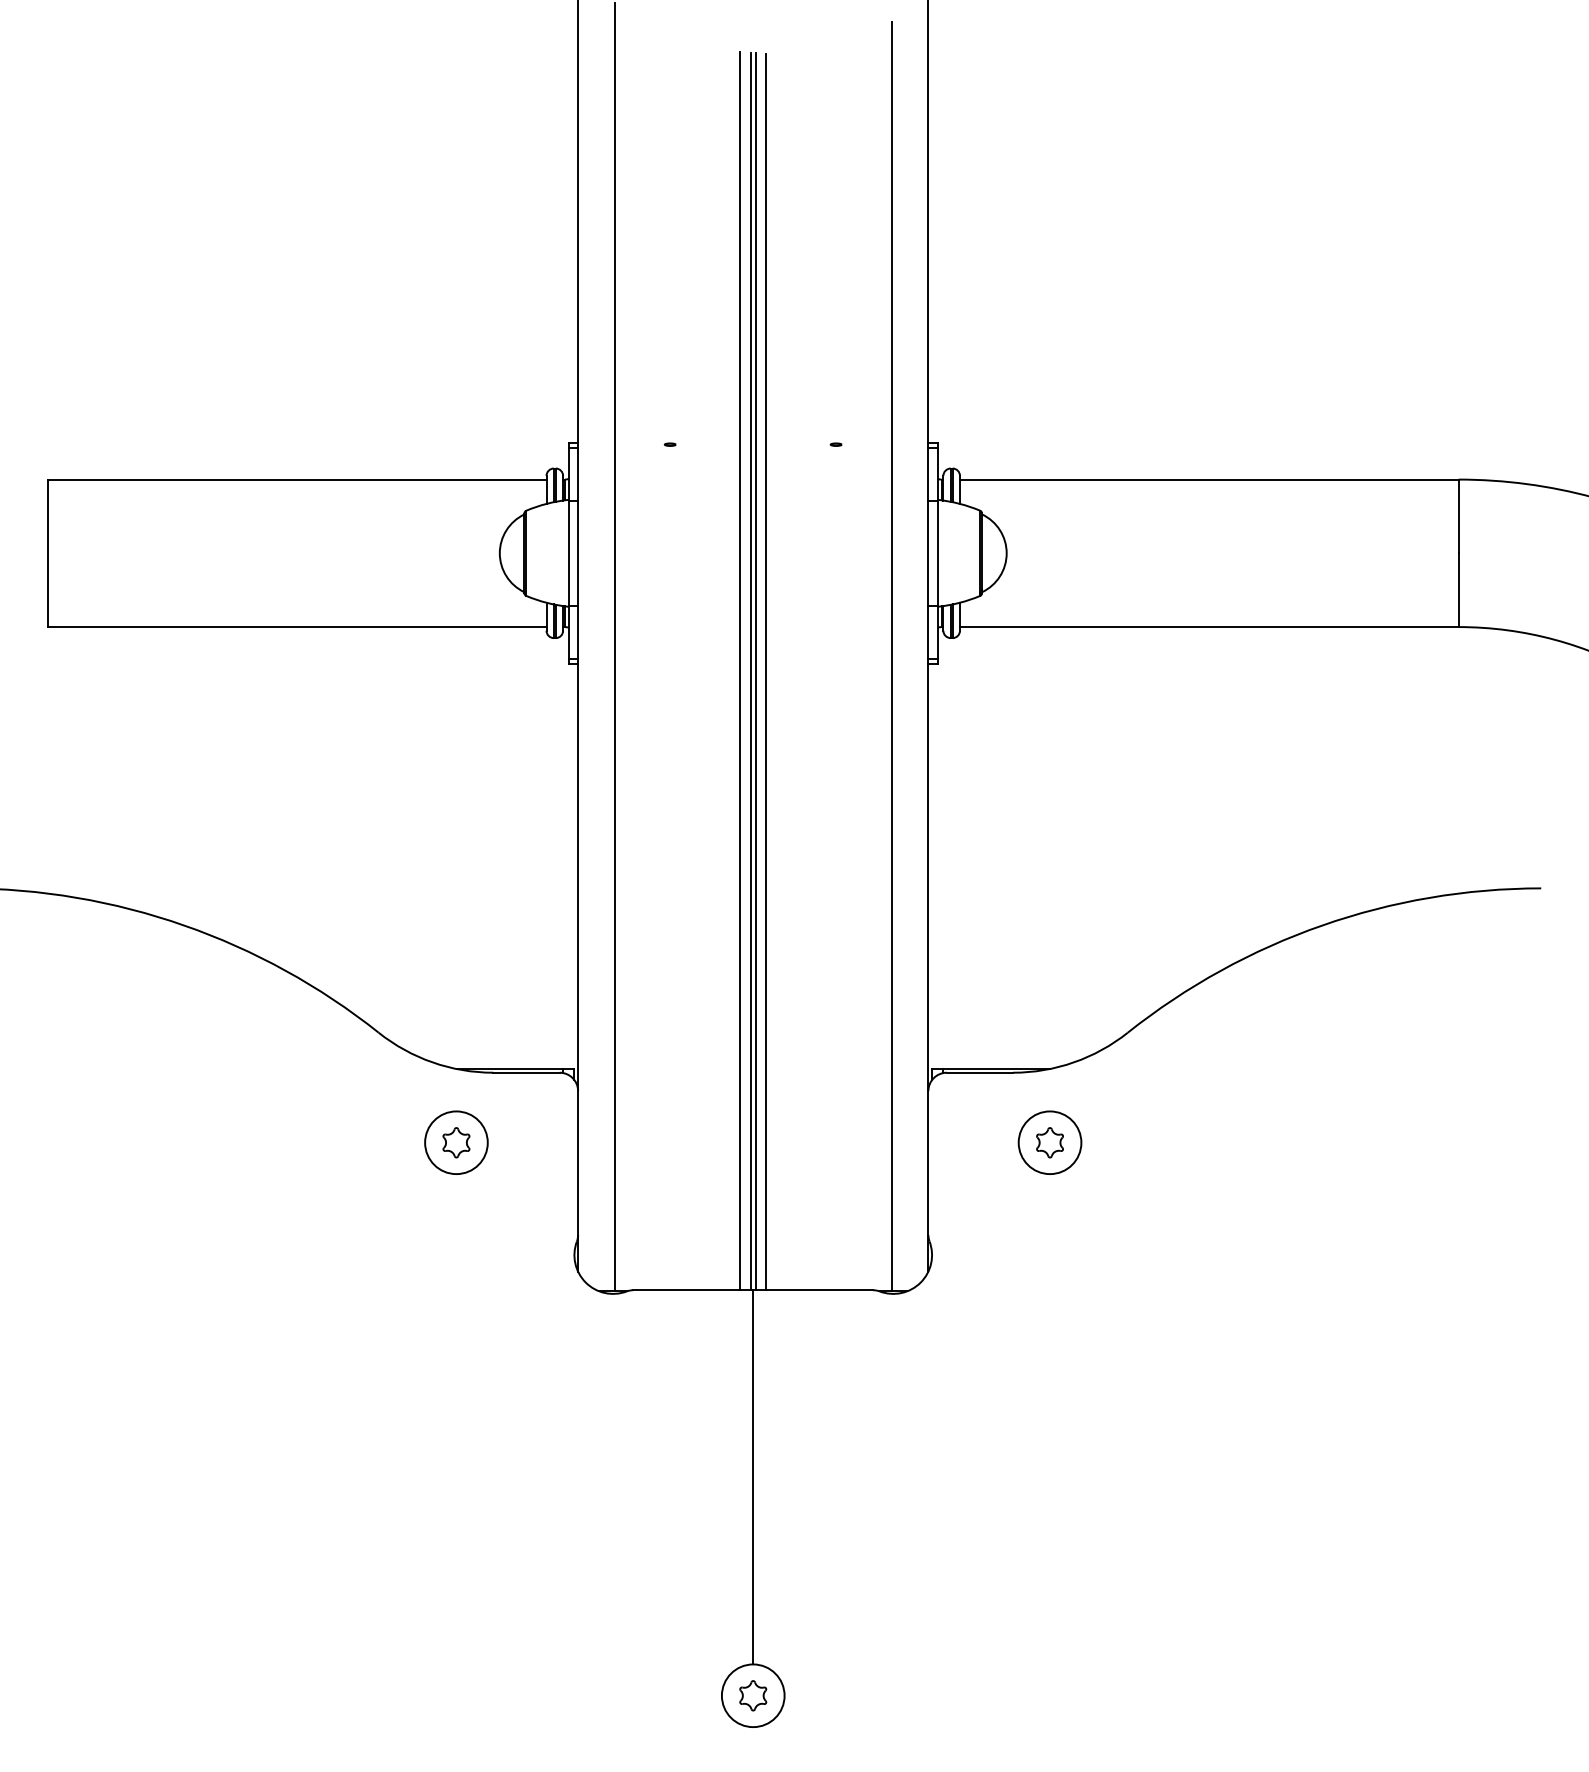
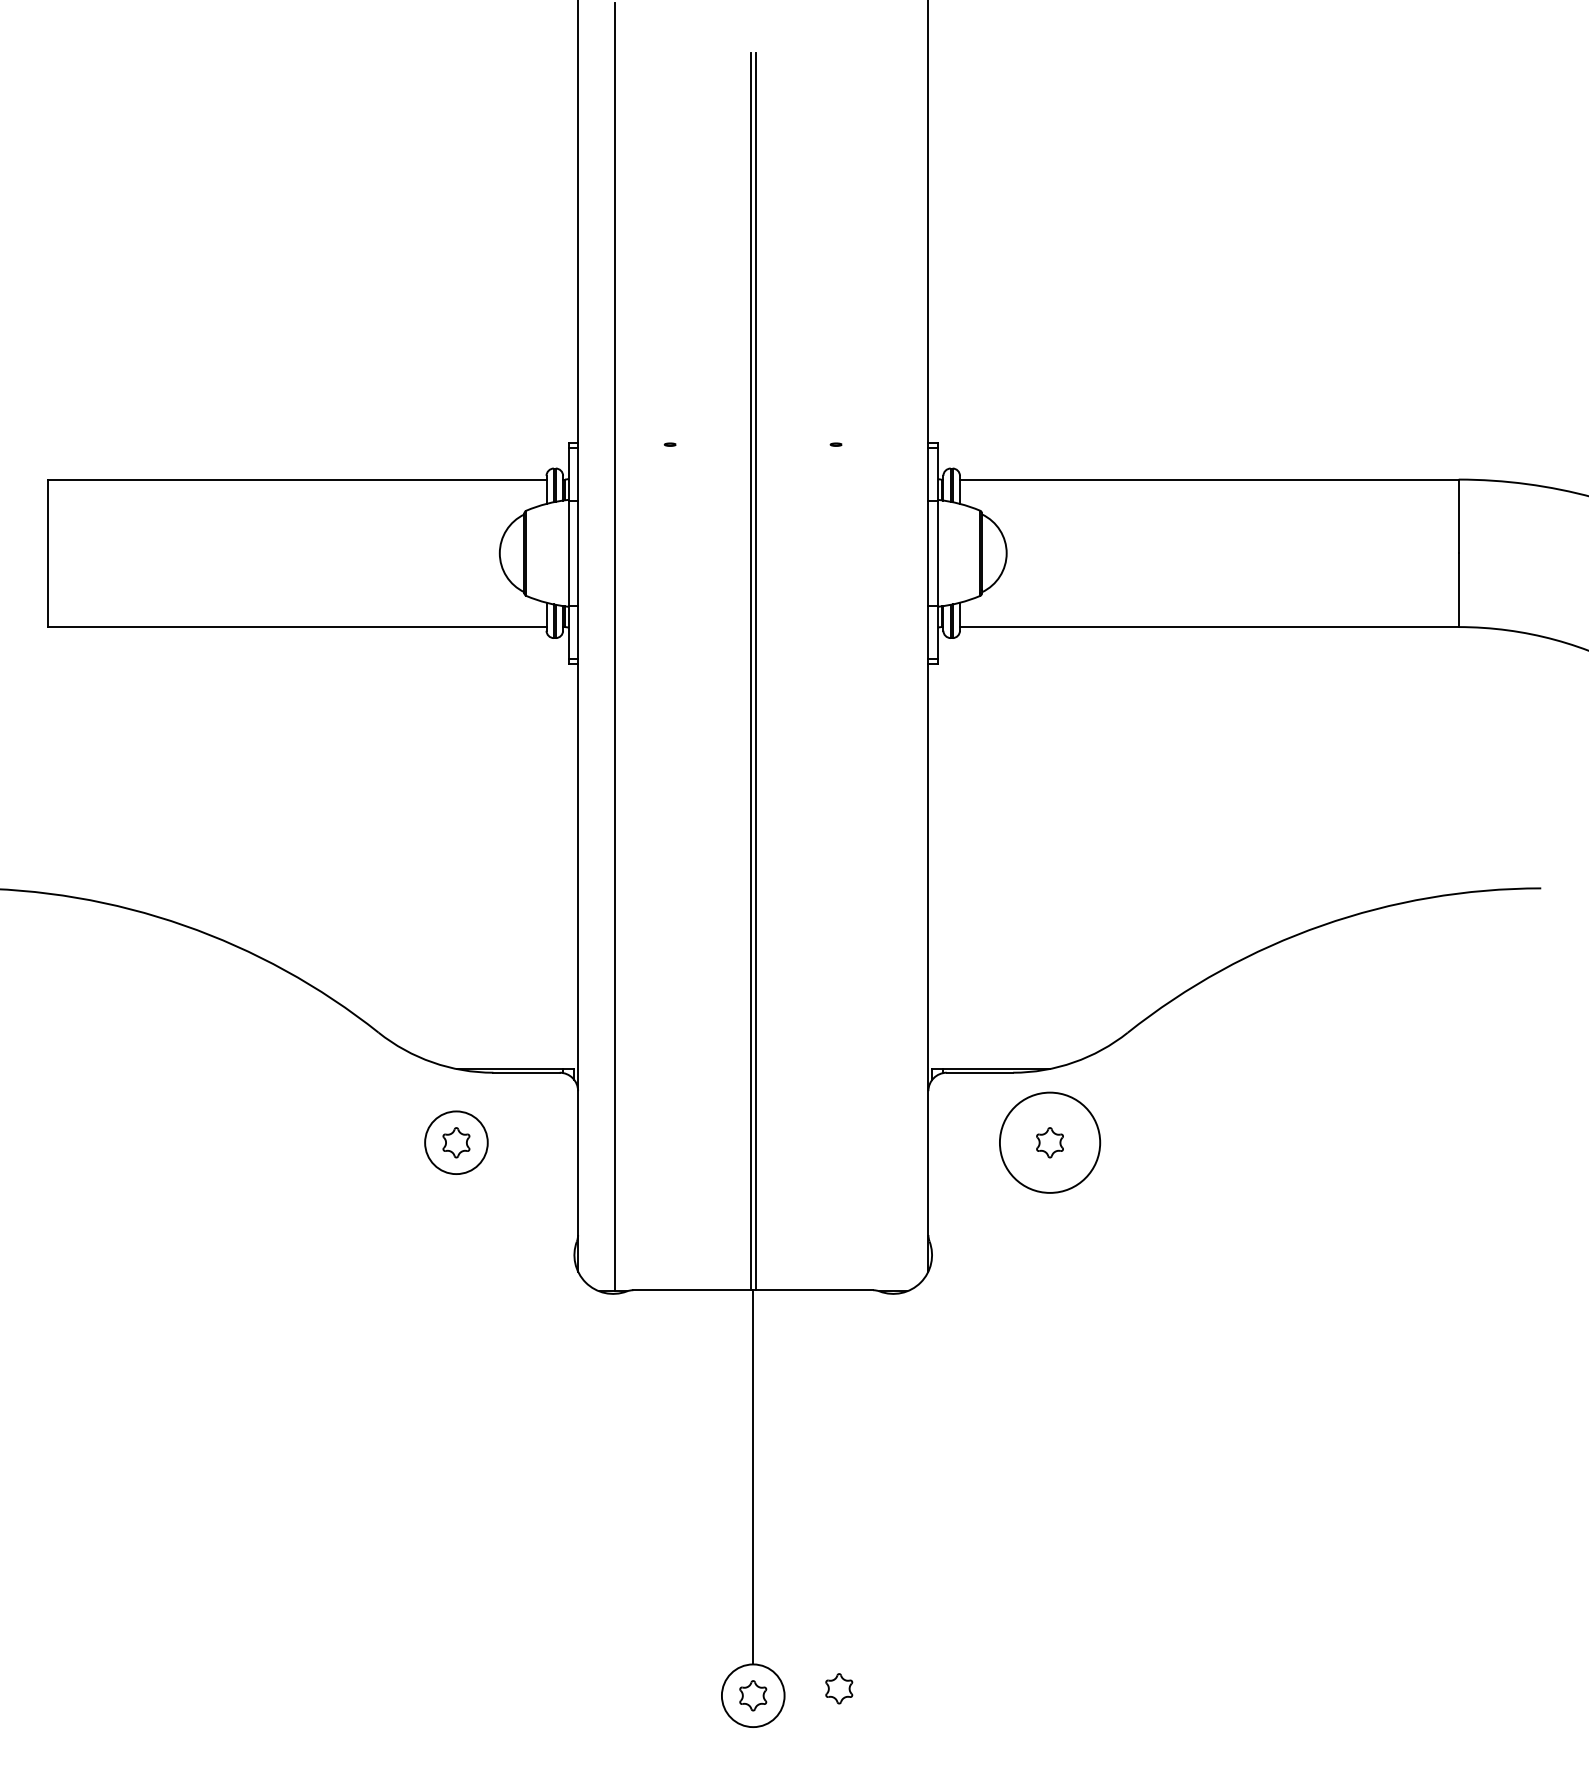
line: present -> none (891, 656)
line: present -> none (740, 671)
line: present -> none (766, 671)
circle diameter: 63 px -> 100 px (1049, 1142)
part: none -> present (839, 1688)
